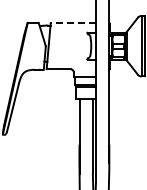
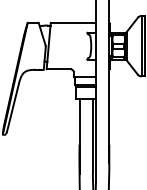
line: dashed -> solid (73, 23)
